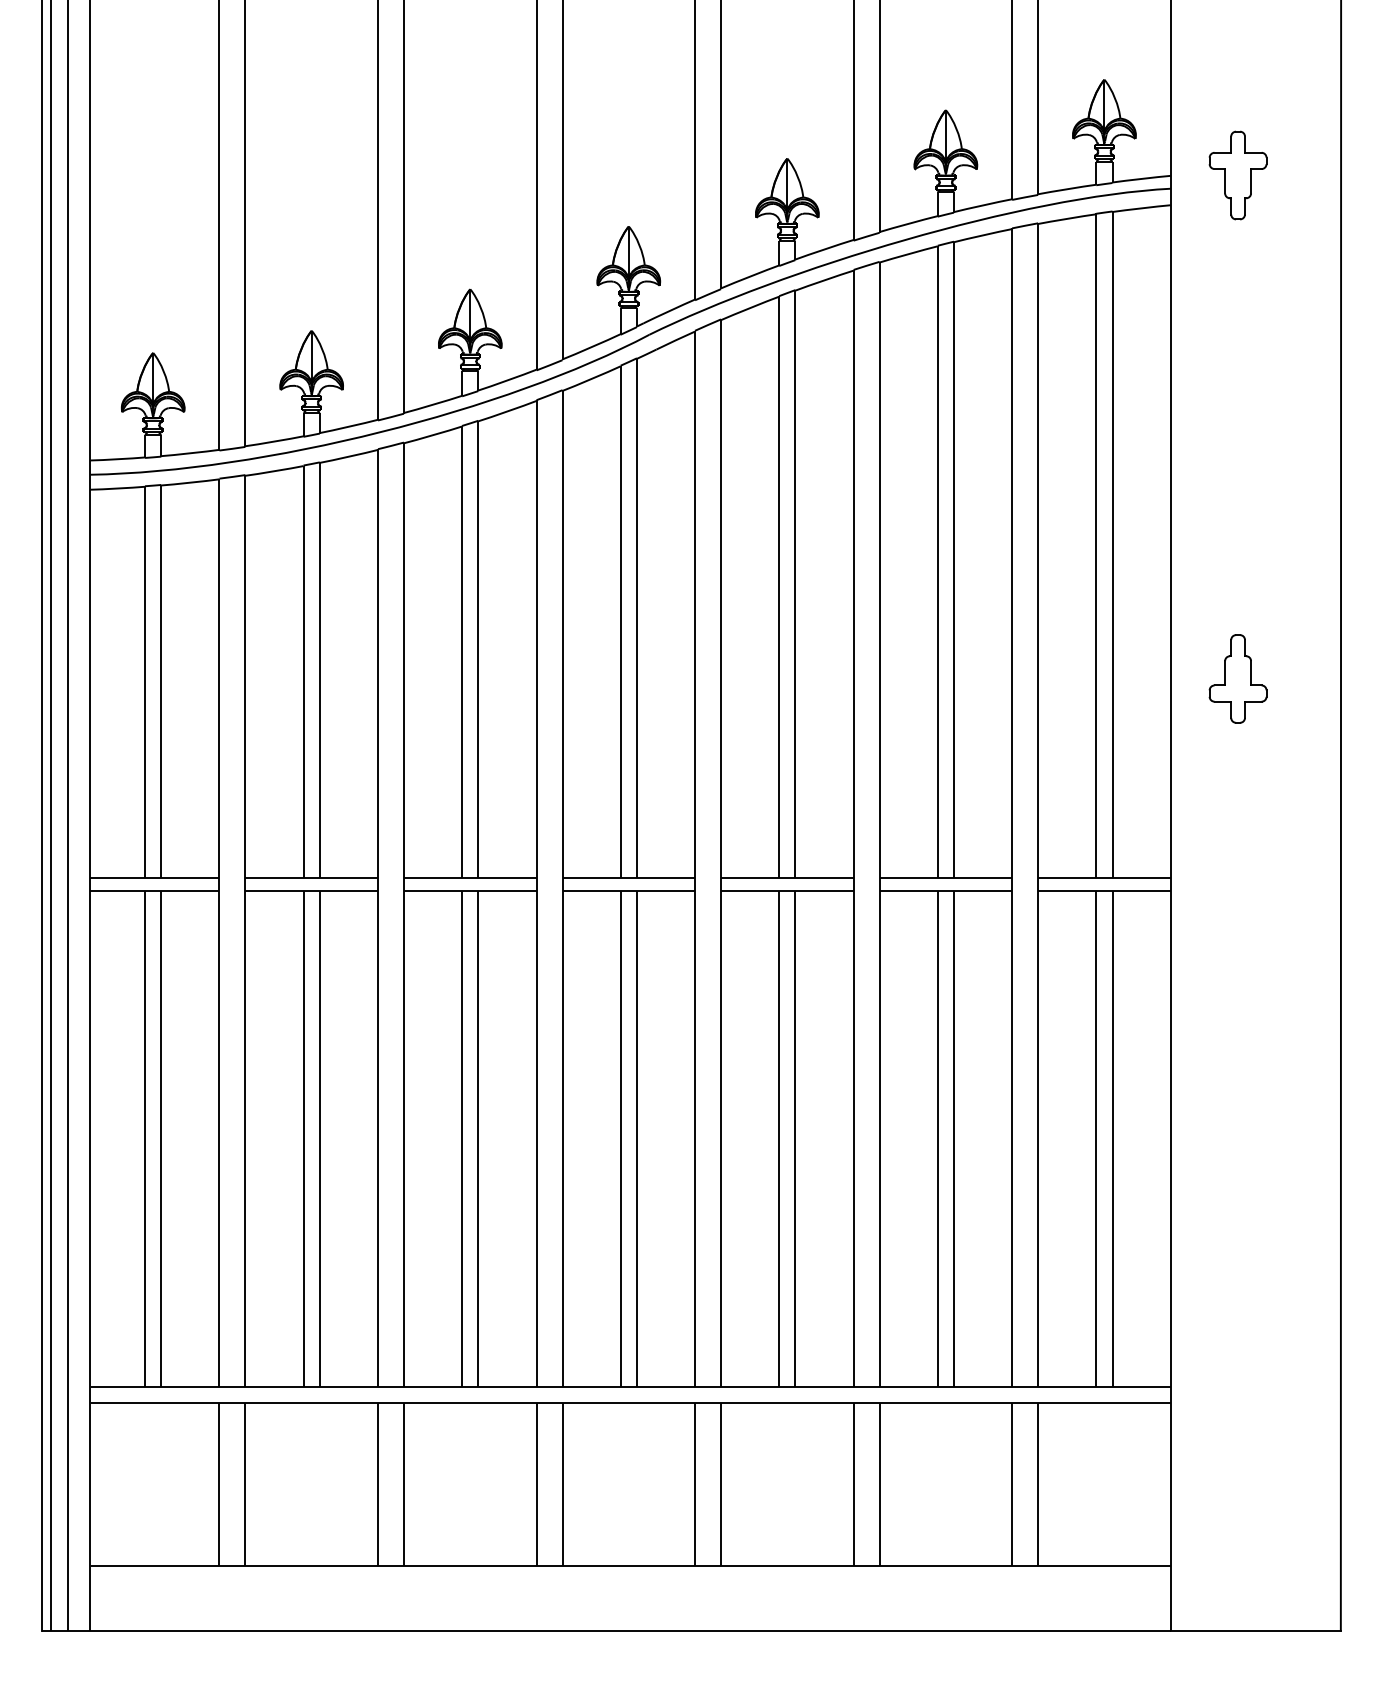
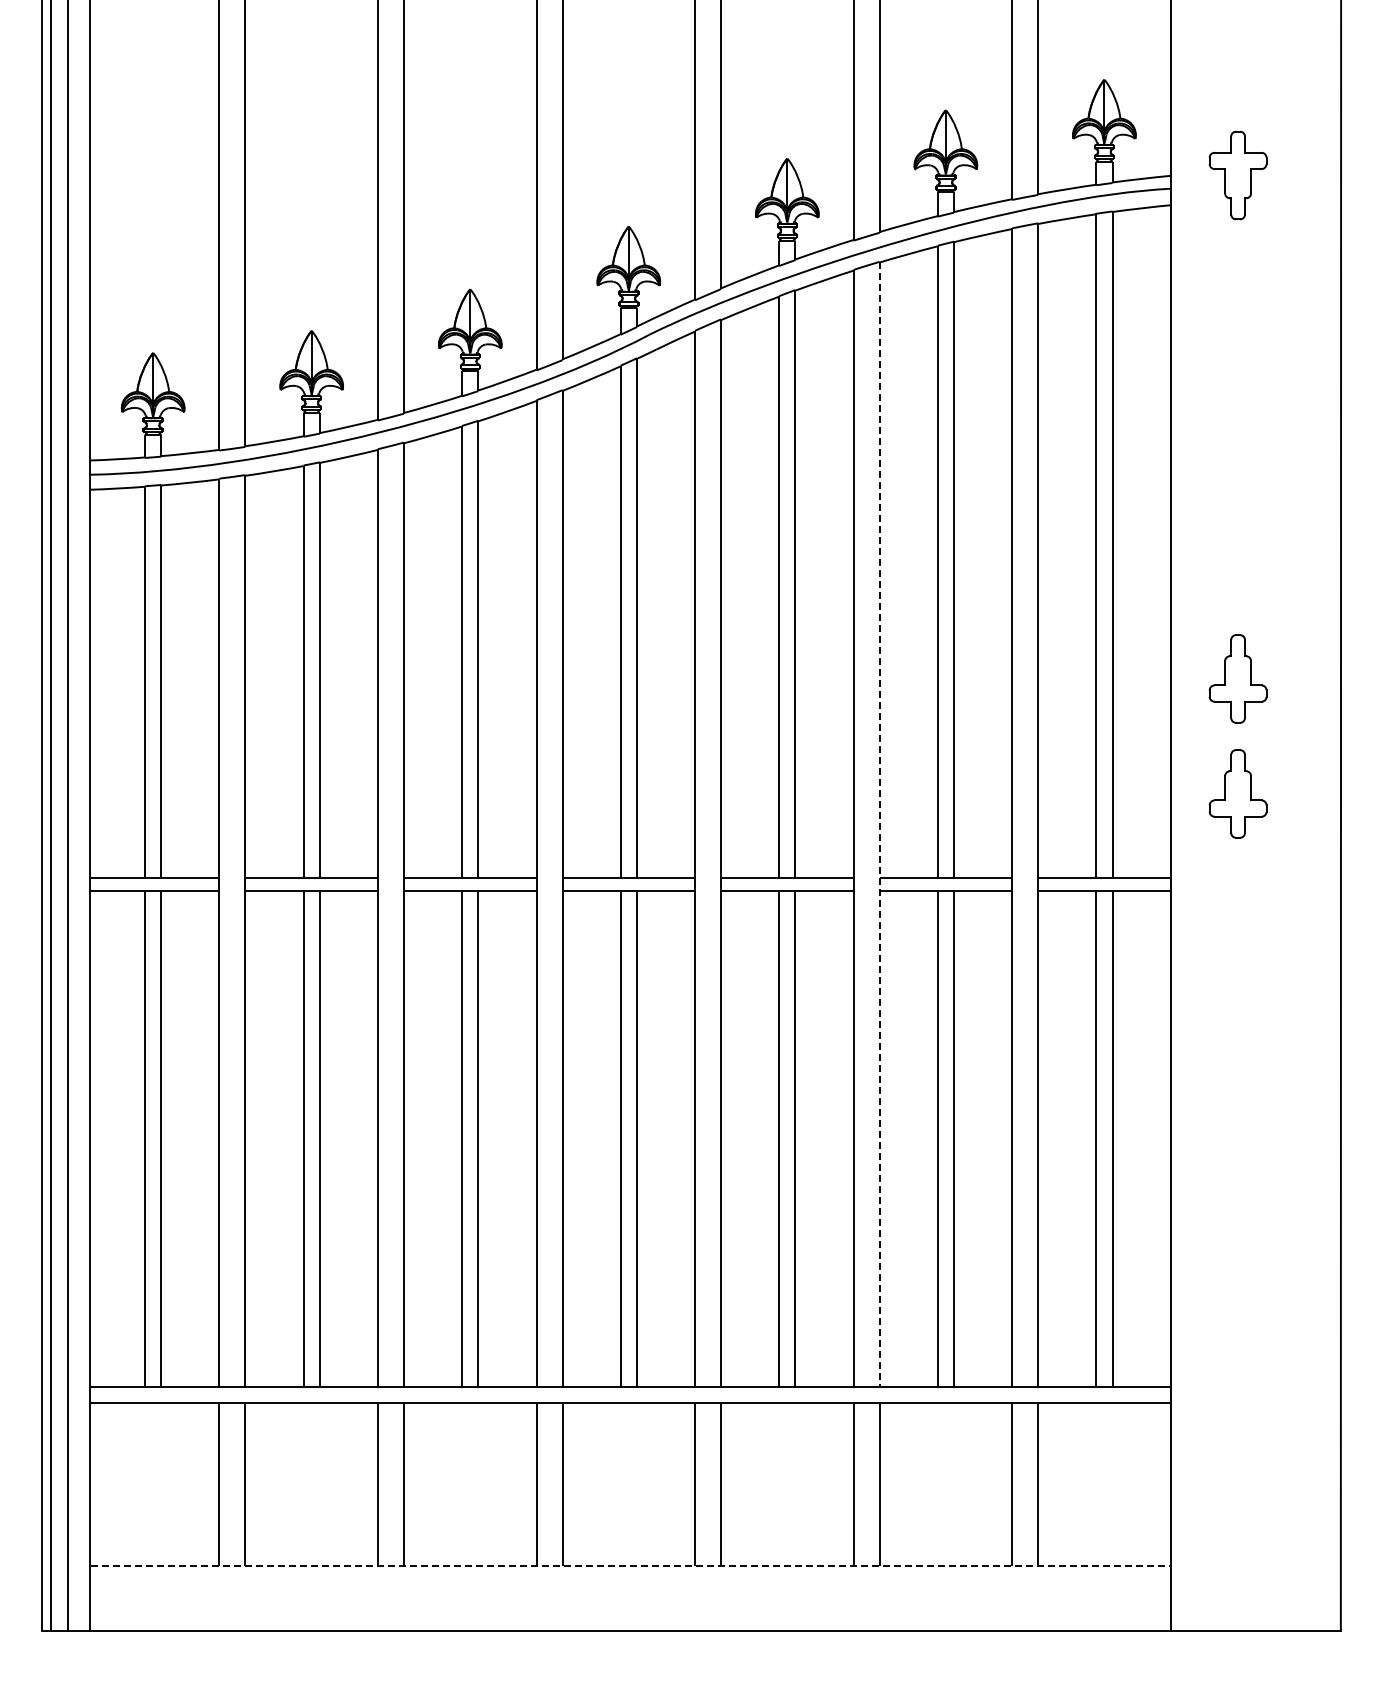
part: none -> present (1237, 793)
line: solid -> dashed (879, 824)
line: solid -> dashed (630, 1565)
